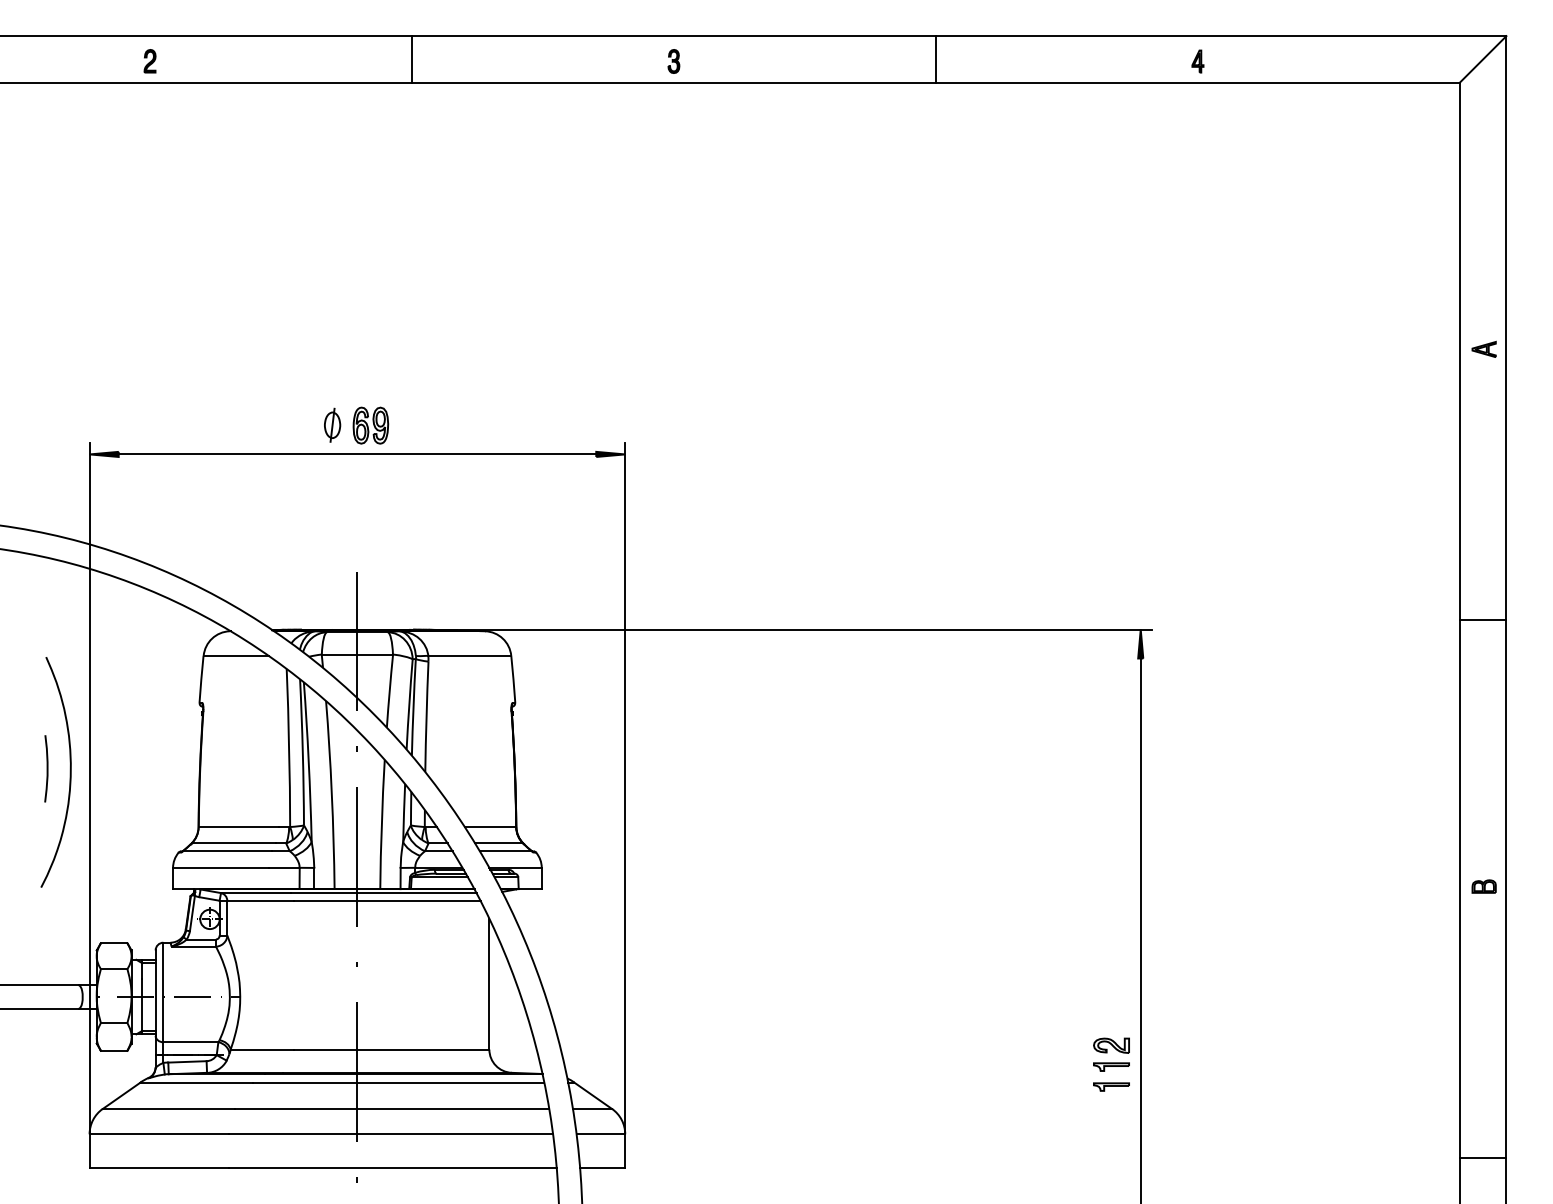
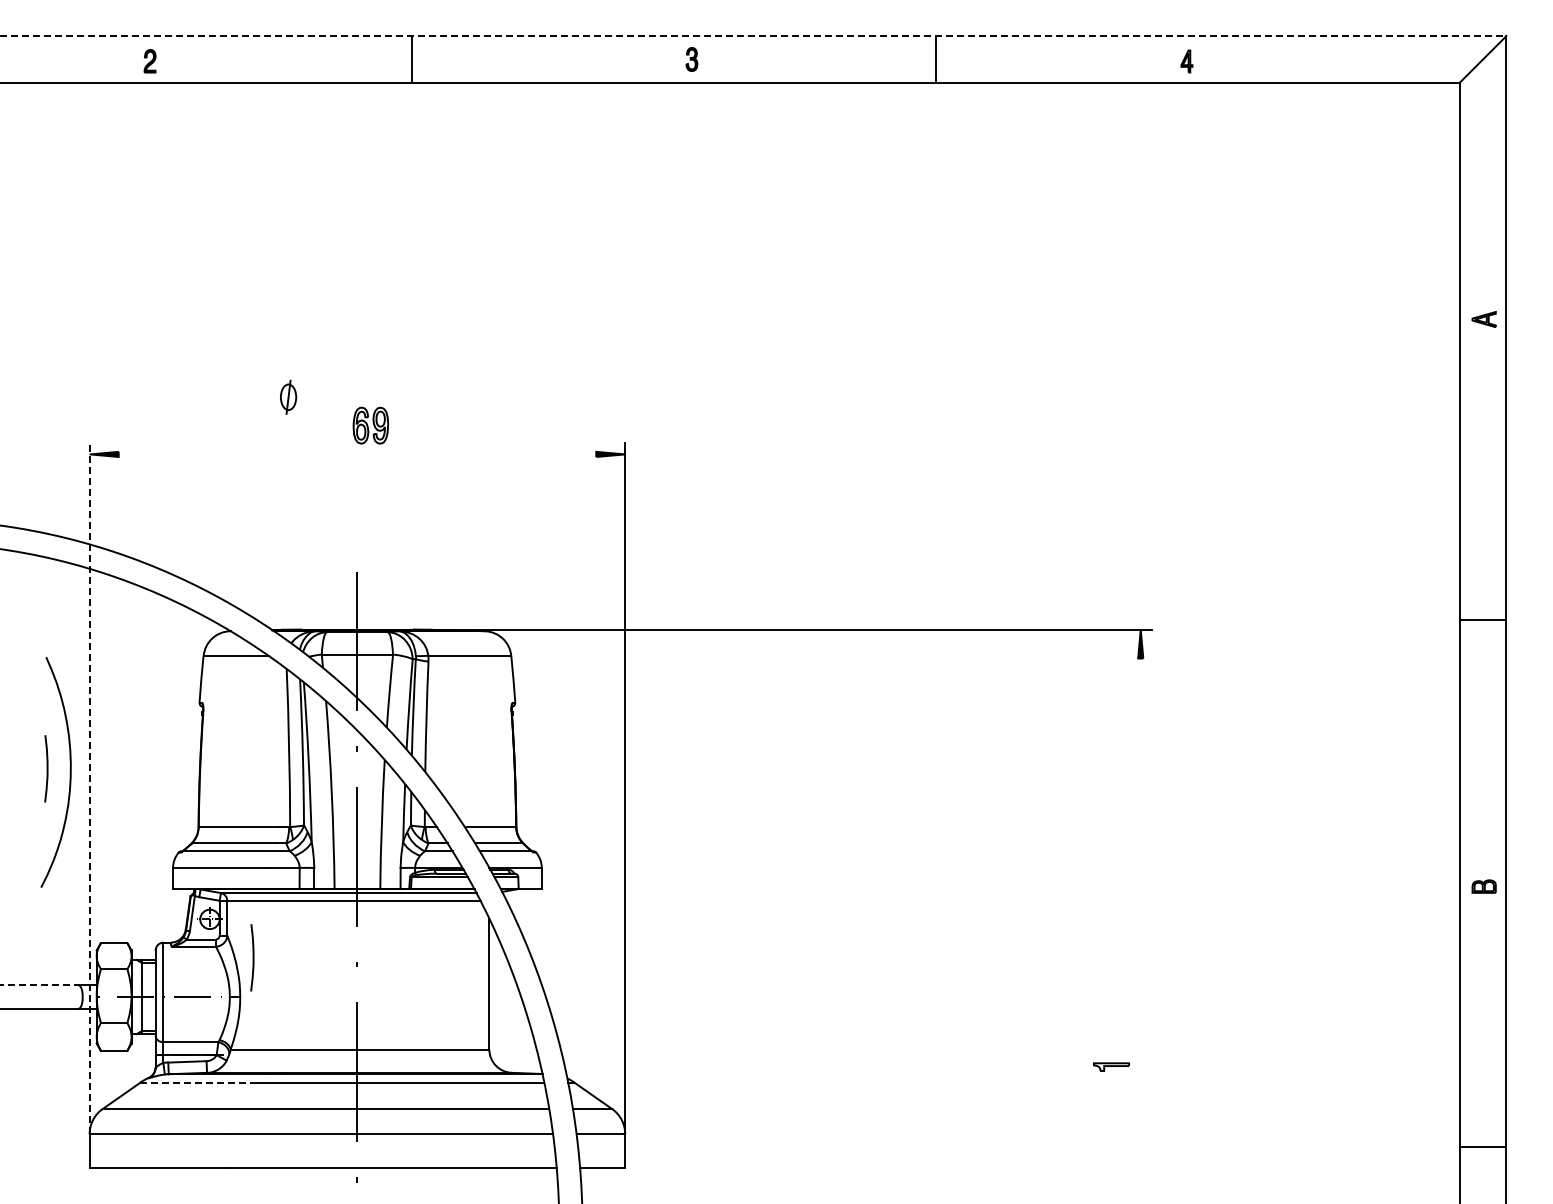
line: solid -> dashed (753, 36)
part position: (673, 61) -> (691, 59) (691, 59)
part position: (1197, 61) -> (1186, 61) (1186, 61)
part position: (1483, 348) -> (1483, 318) (1483, 318)
part position: (332, 424) -> (288, 396) (288, 396)
line: present -> none (357, 454)
line: solid -> dashed (89, 788)
line: present -> none (1140, 929)
curve: none -> present (252, 957)
line: solid -> dashed (39, 985)
part: present -> none (1111, 1045)
line: solid -> dashed (197, 1082)
part: present -> none (1111, 1086)
line position: (1482, 1157) -> (1482, 1146) (1482, 1146)
